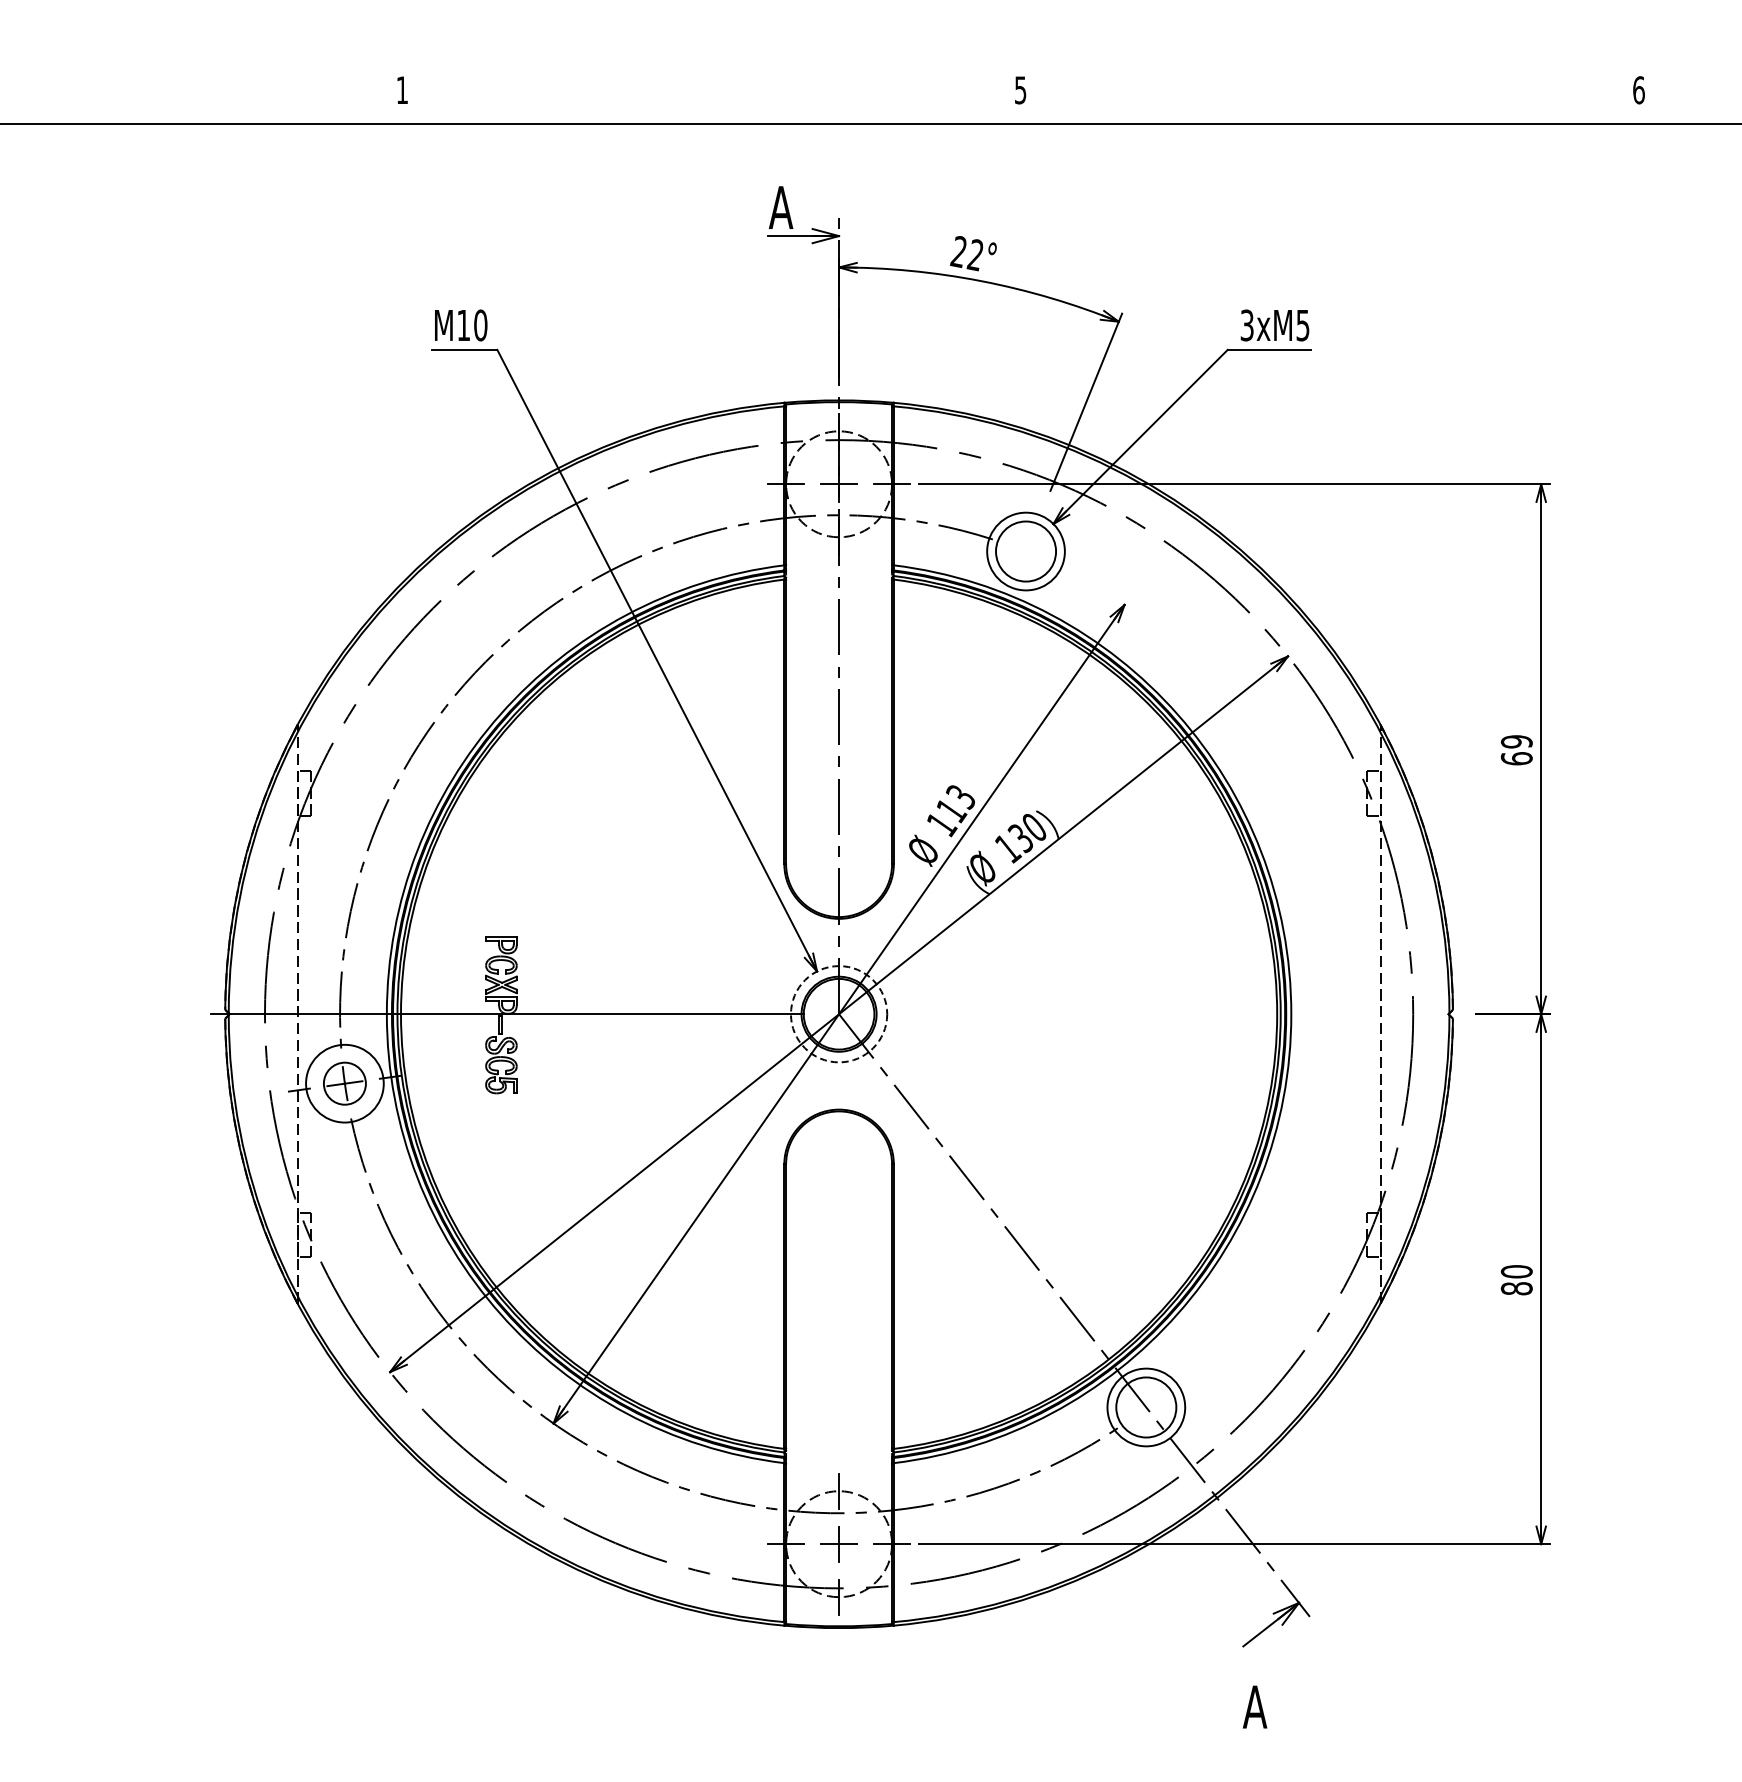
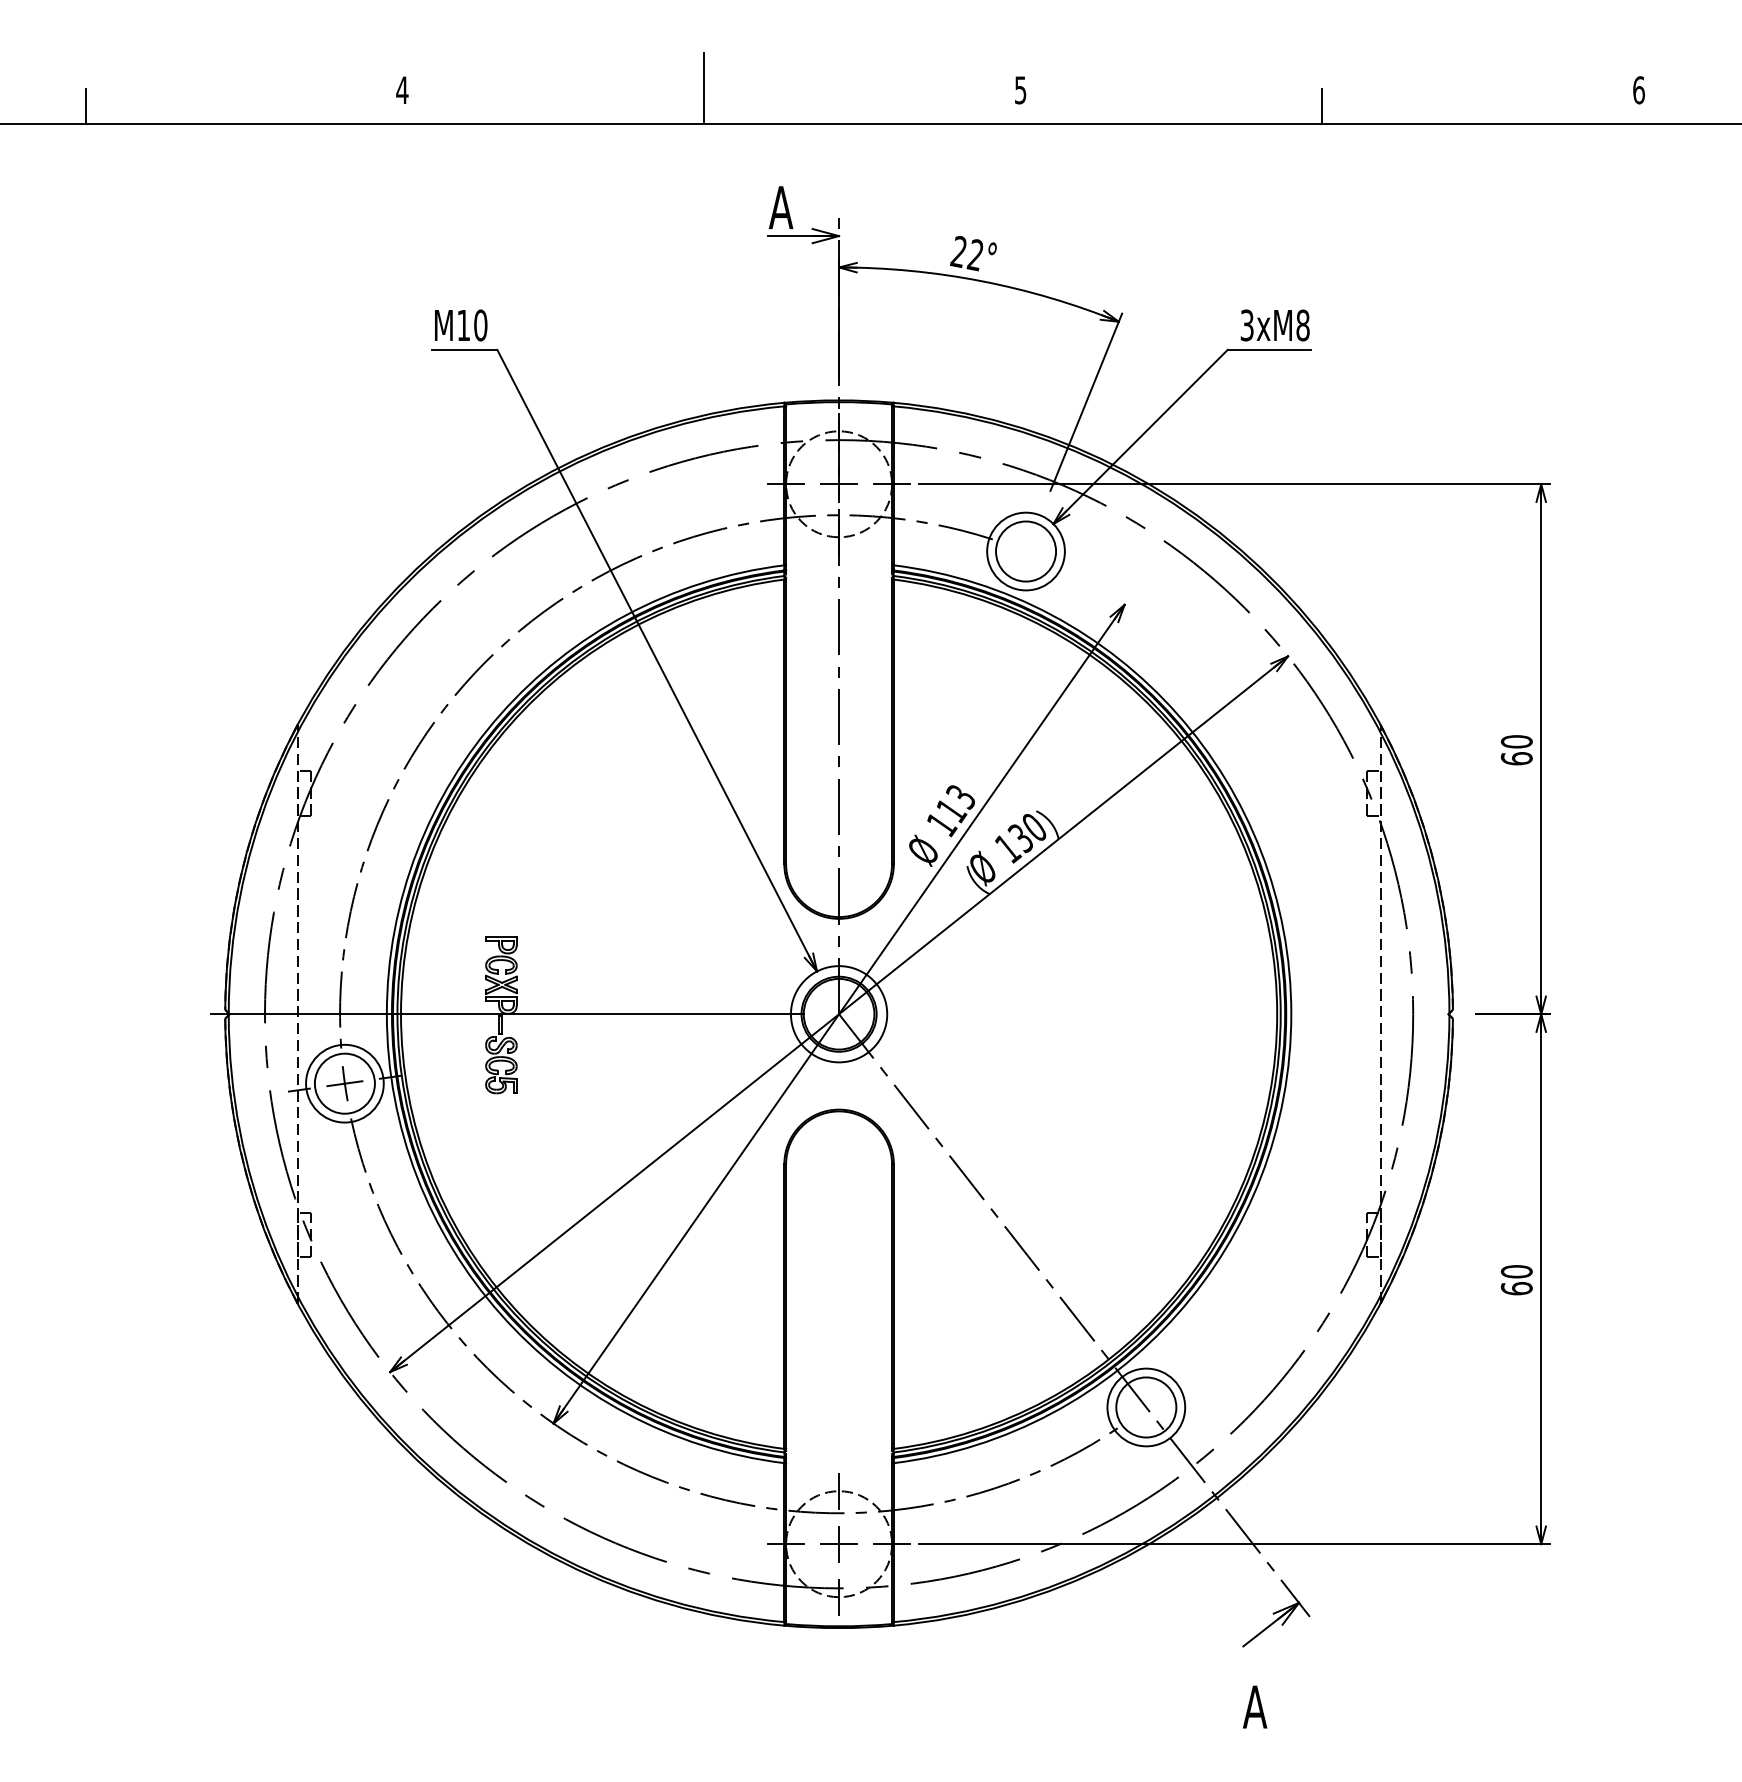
line: none -> present (704, 88)
text: 1 -> 4 (402, 89)
line: none -> present (85, 106)
line: none -> present (1322, 106)
text: 3xM5 -> 3xM8 (1302, 325)
text: 69 -> 60 (1516, 741)
circle: dashed -> solid (838, 1014)
circle diameter: 42 px -> 60 px (344, 1083)
text: 80 -> 60 (1516, 1288)
